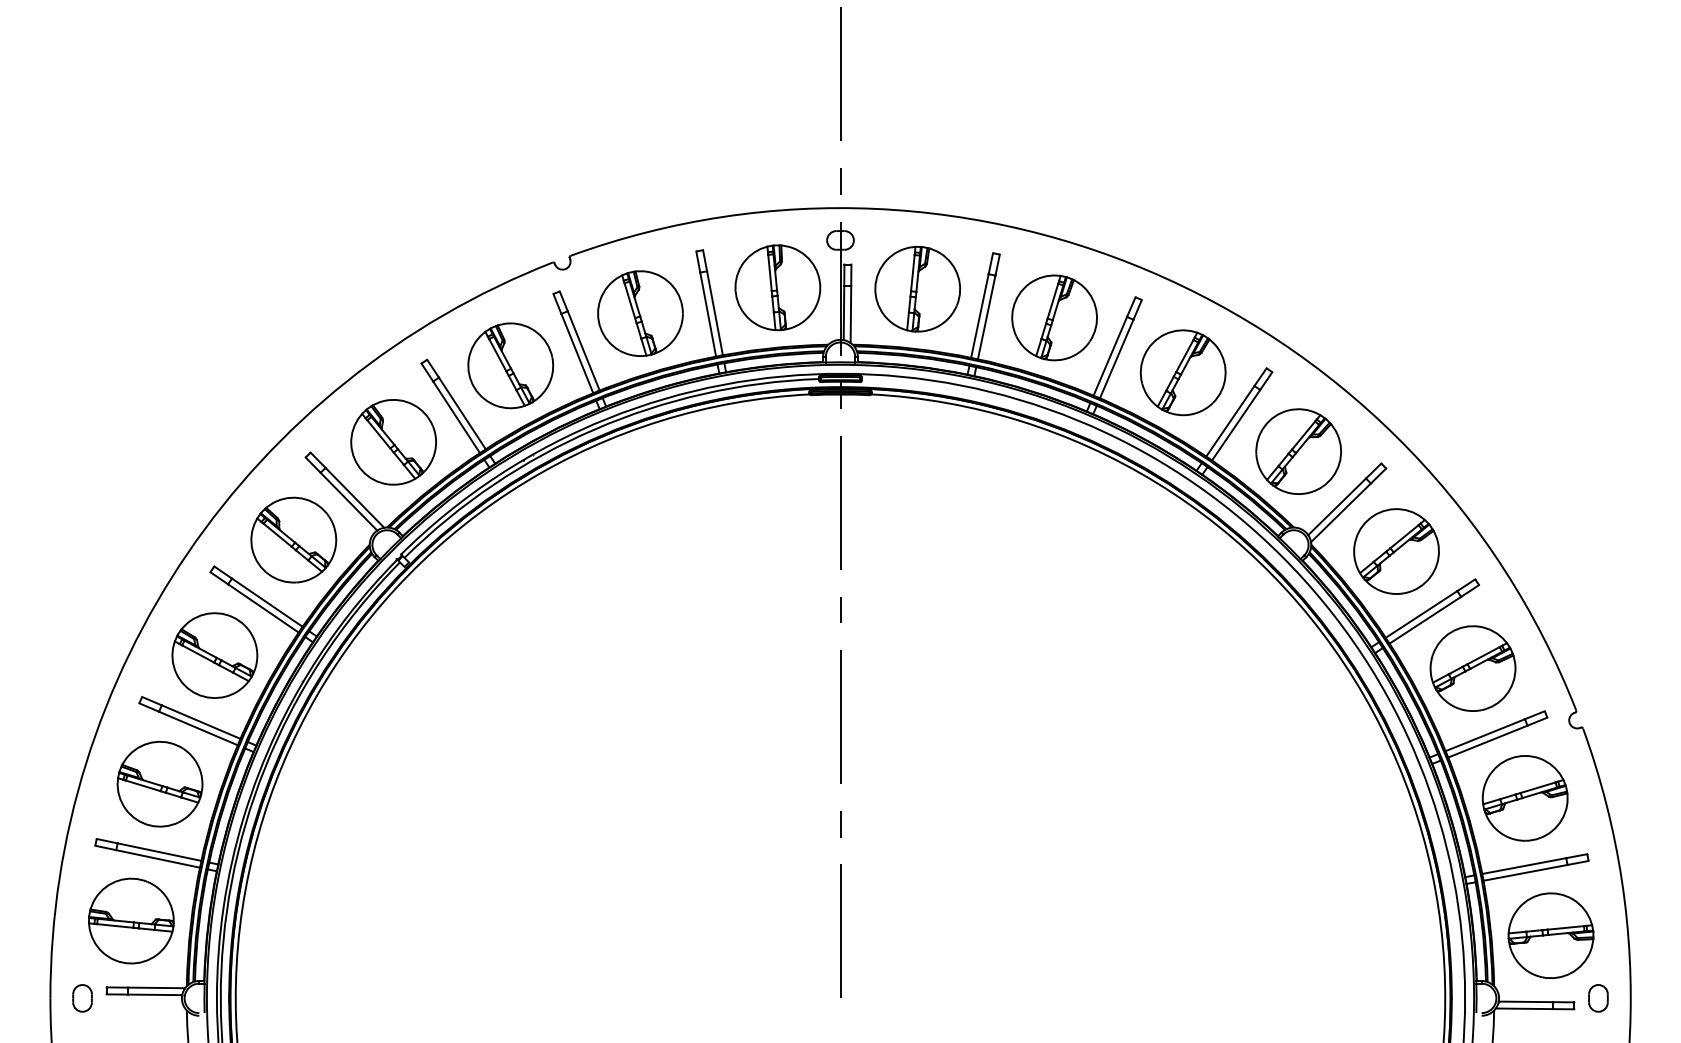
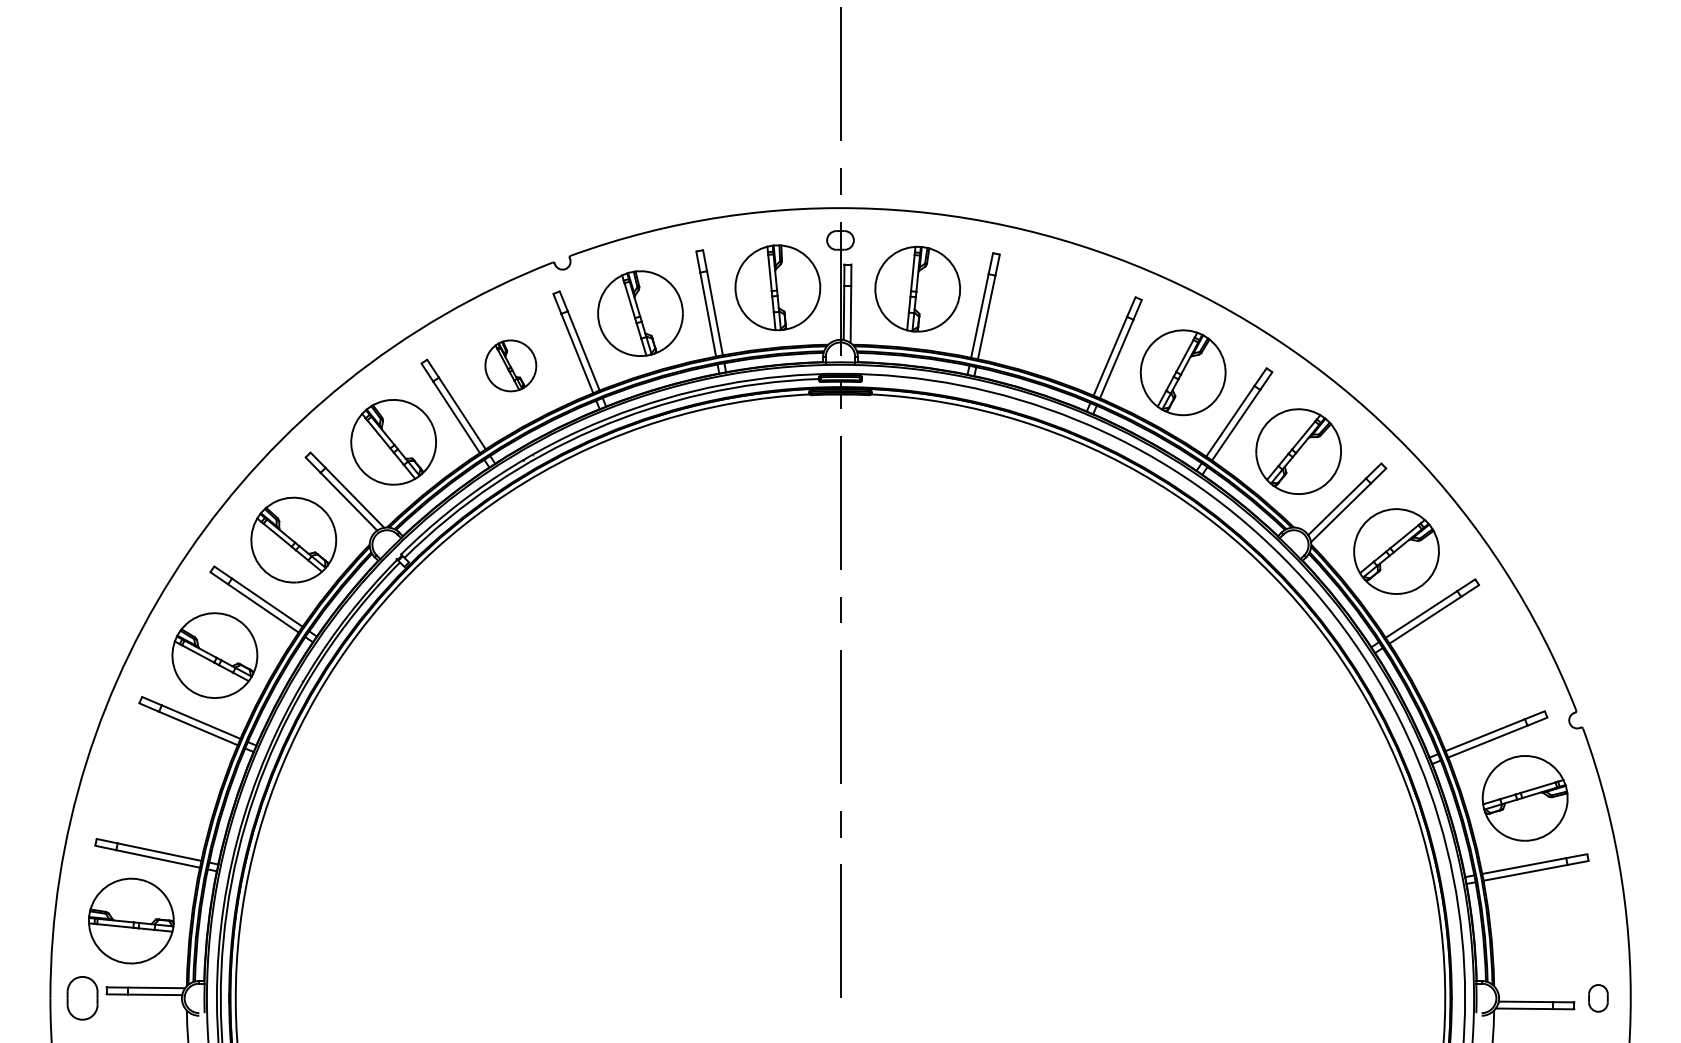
part: present -> none (1054, 317)
part size: 88x88 px -> 54x54 px (510, 365)
part: present -> none (1472, 668)
part: present -> none (159, 783)
part: present -> none (1550, 935)
part size: 21x29 px -> 33x45 px (82, 998)
